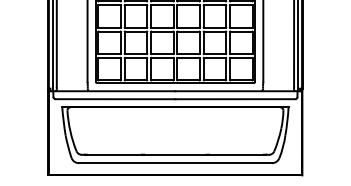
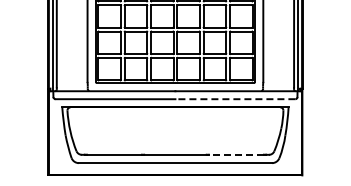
line: solid -> dashed (235, 99)
line: solid -> dashed (236, 154)
